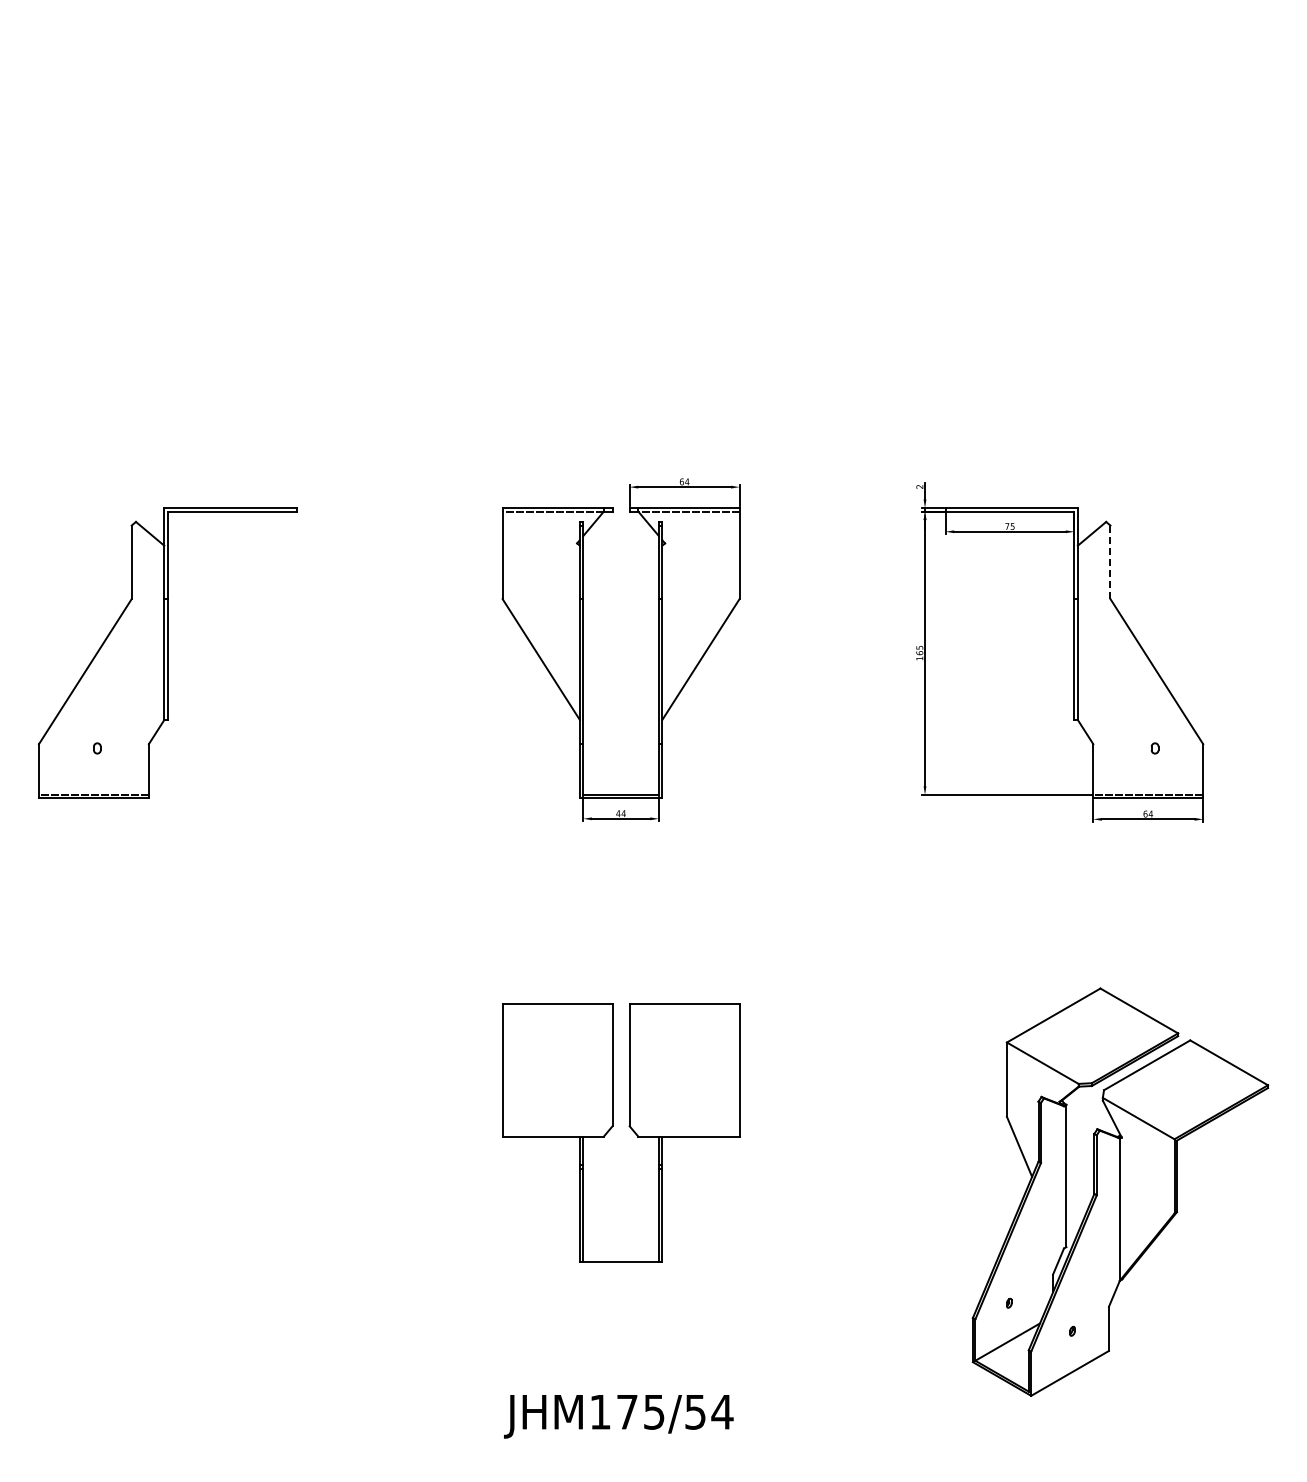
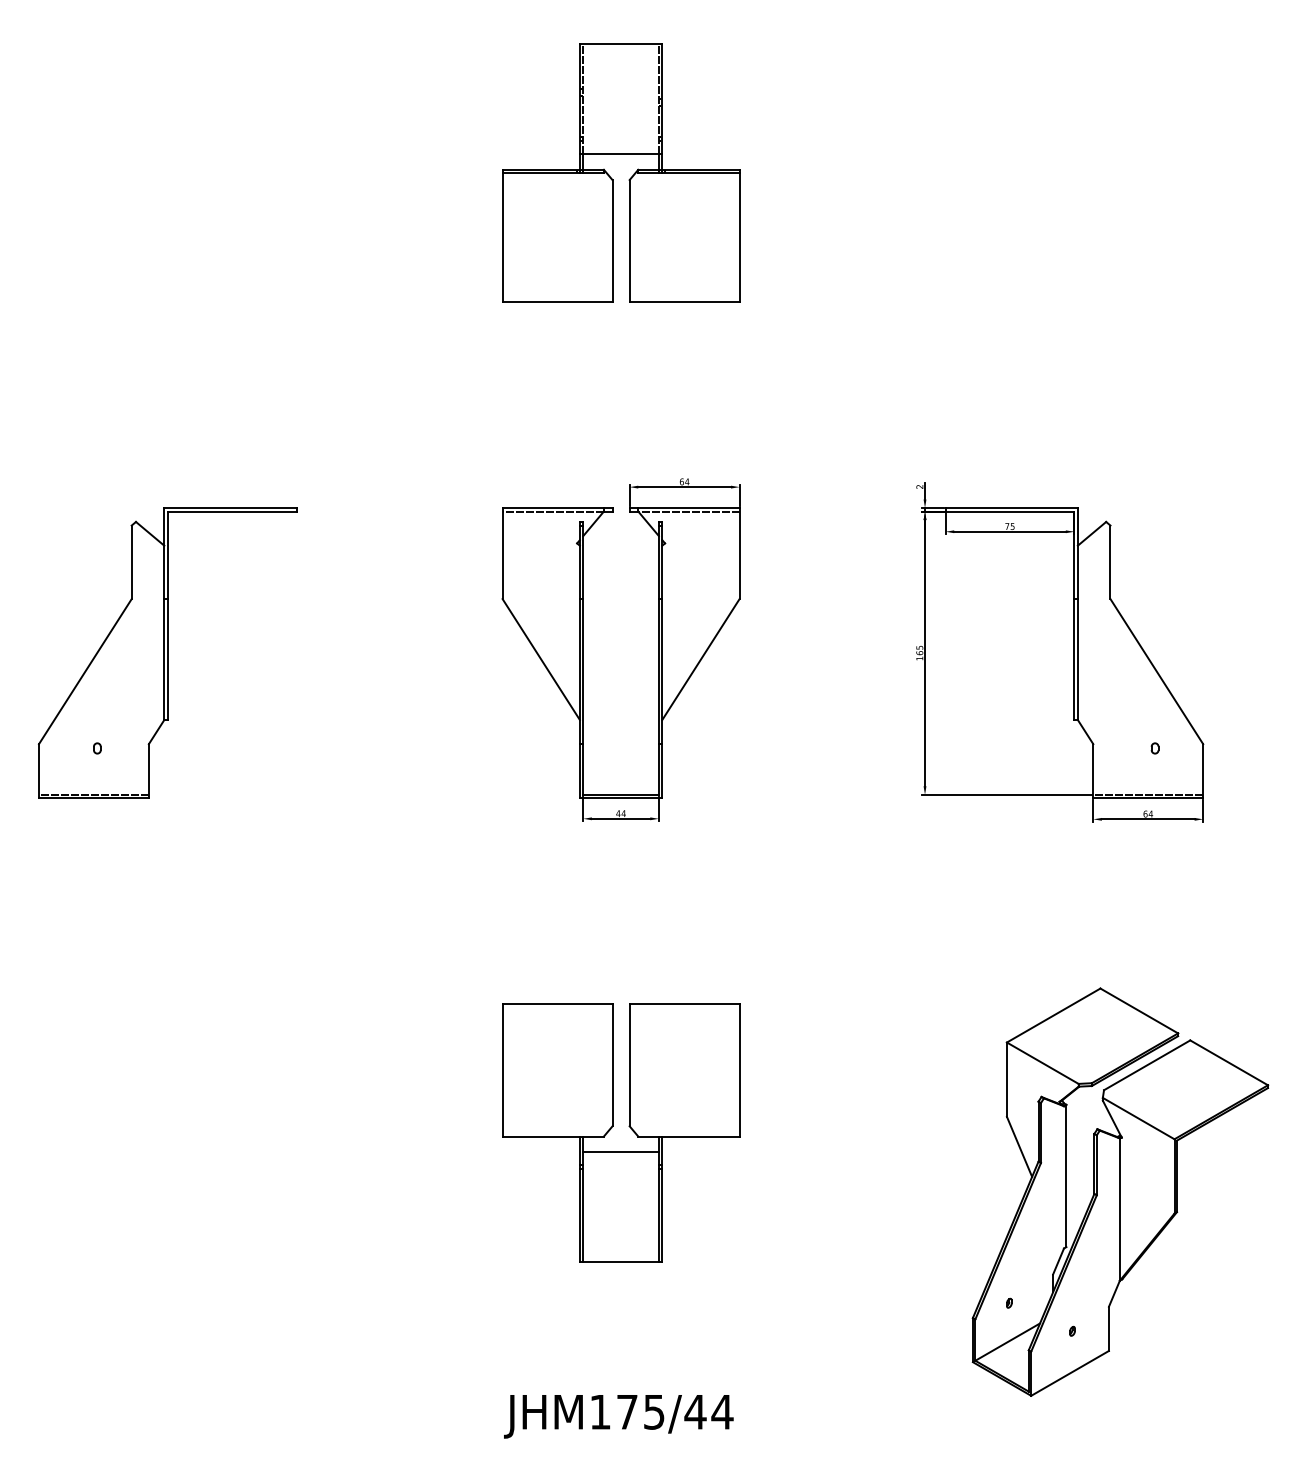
part: none -> present (628, 179)
line: dashed -> solid (1110, 562)
line: none -> present (620, 1151)
text: JHM175/54 -> JHM175/44 (695, 1412)
